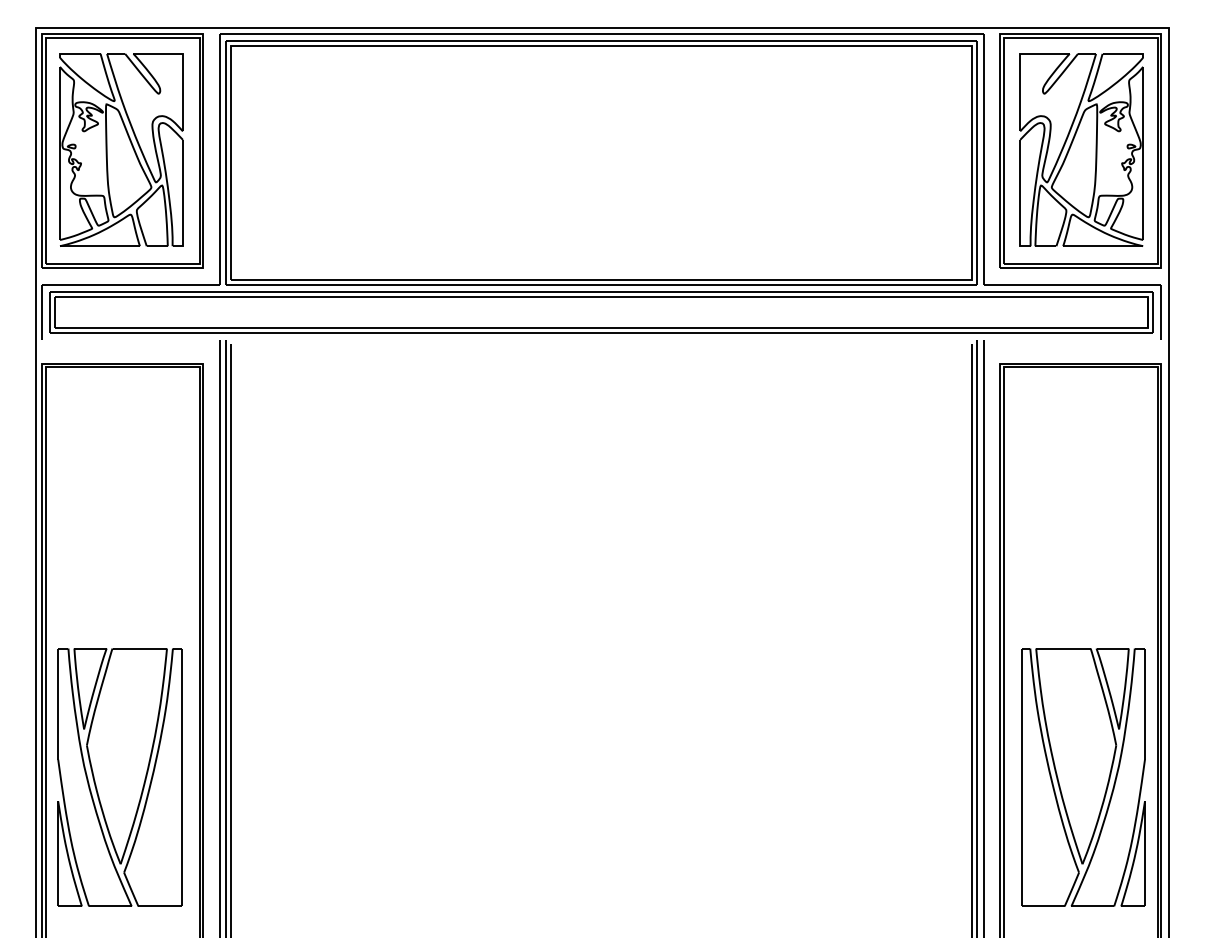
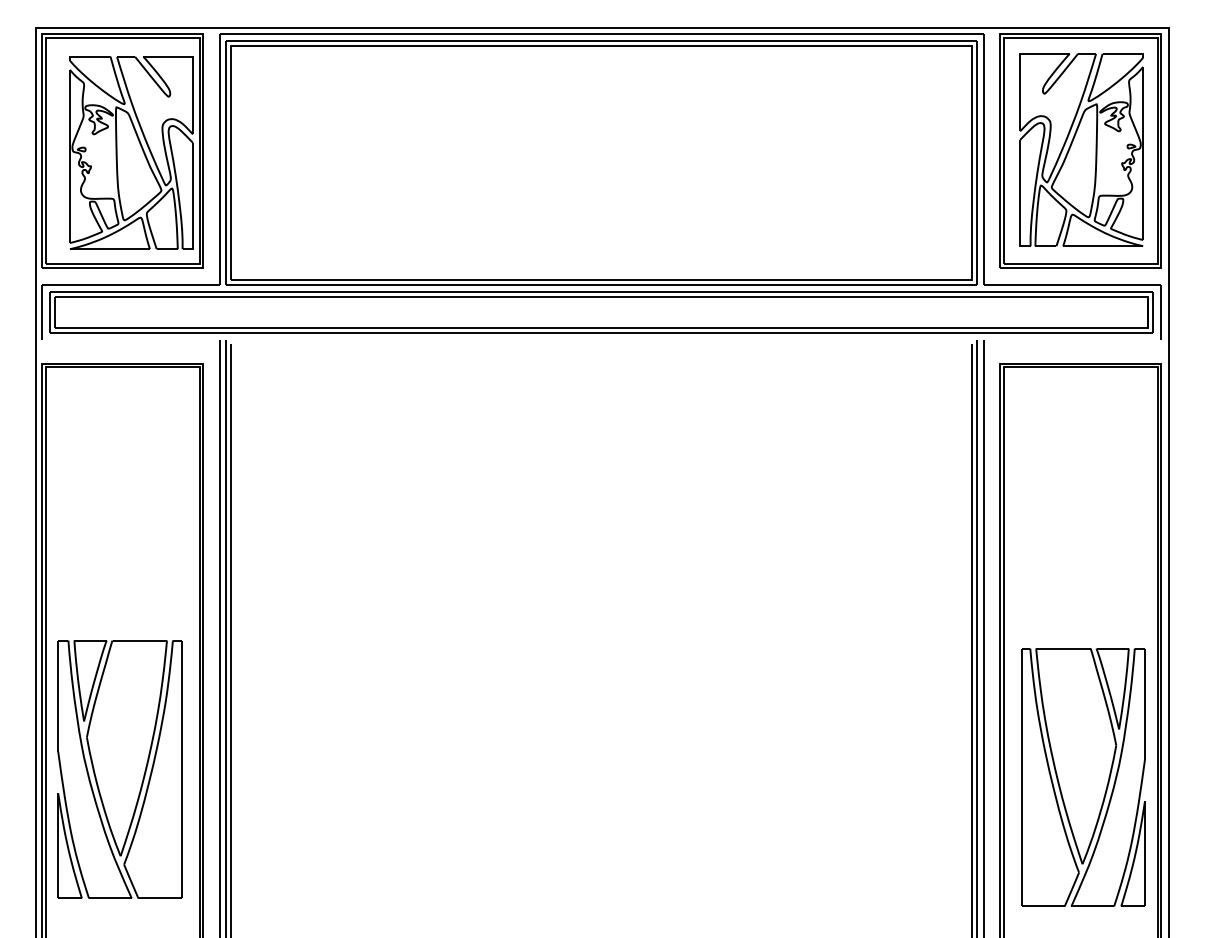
part position: (121, 149) -> (131, 152) (131, 152)
part position: (119, 777) -> (119, 769) (119, 769)
